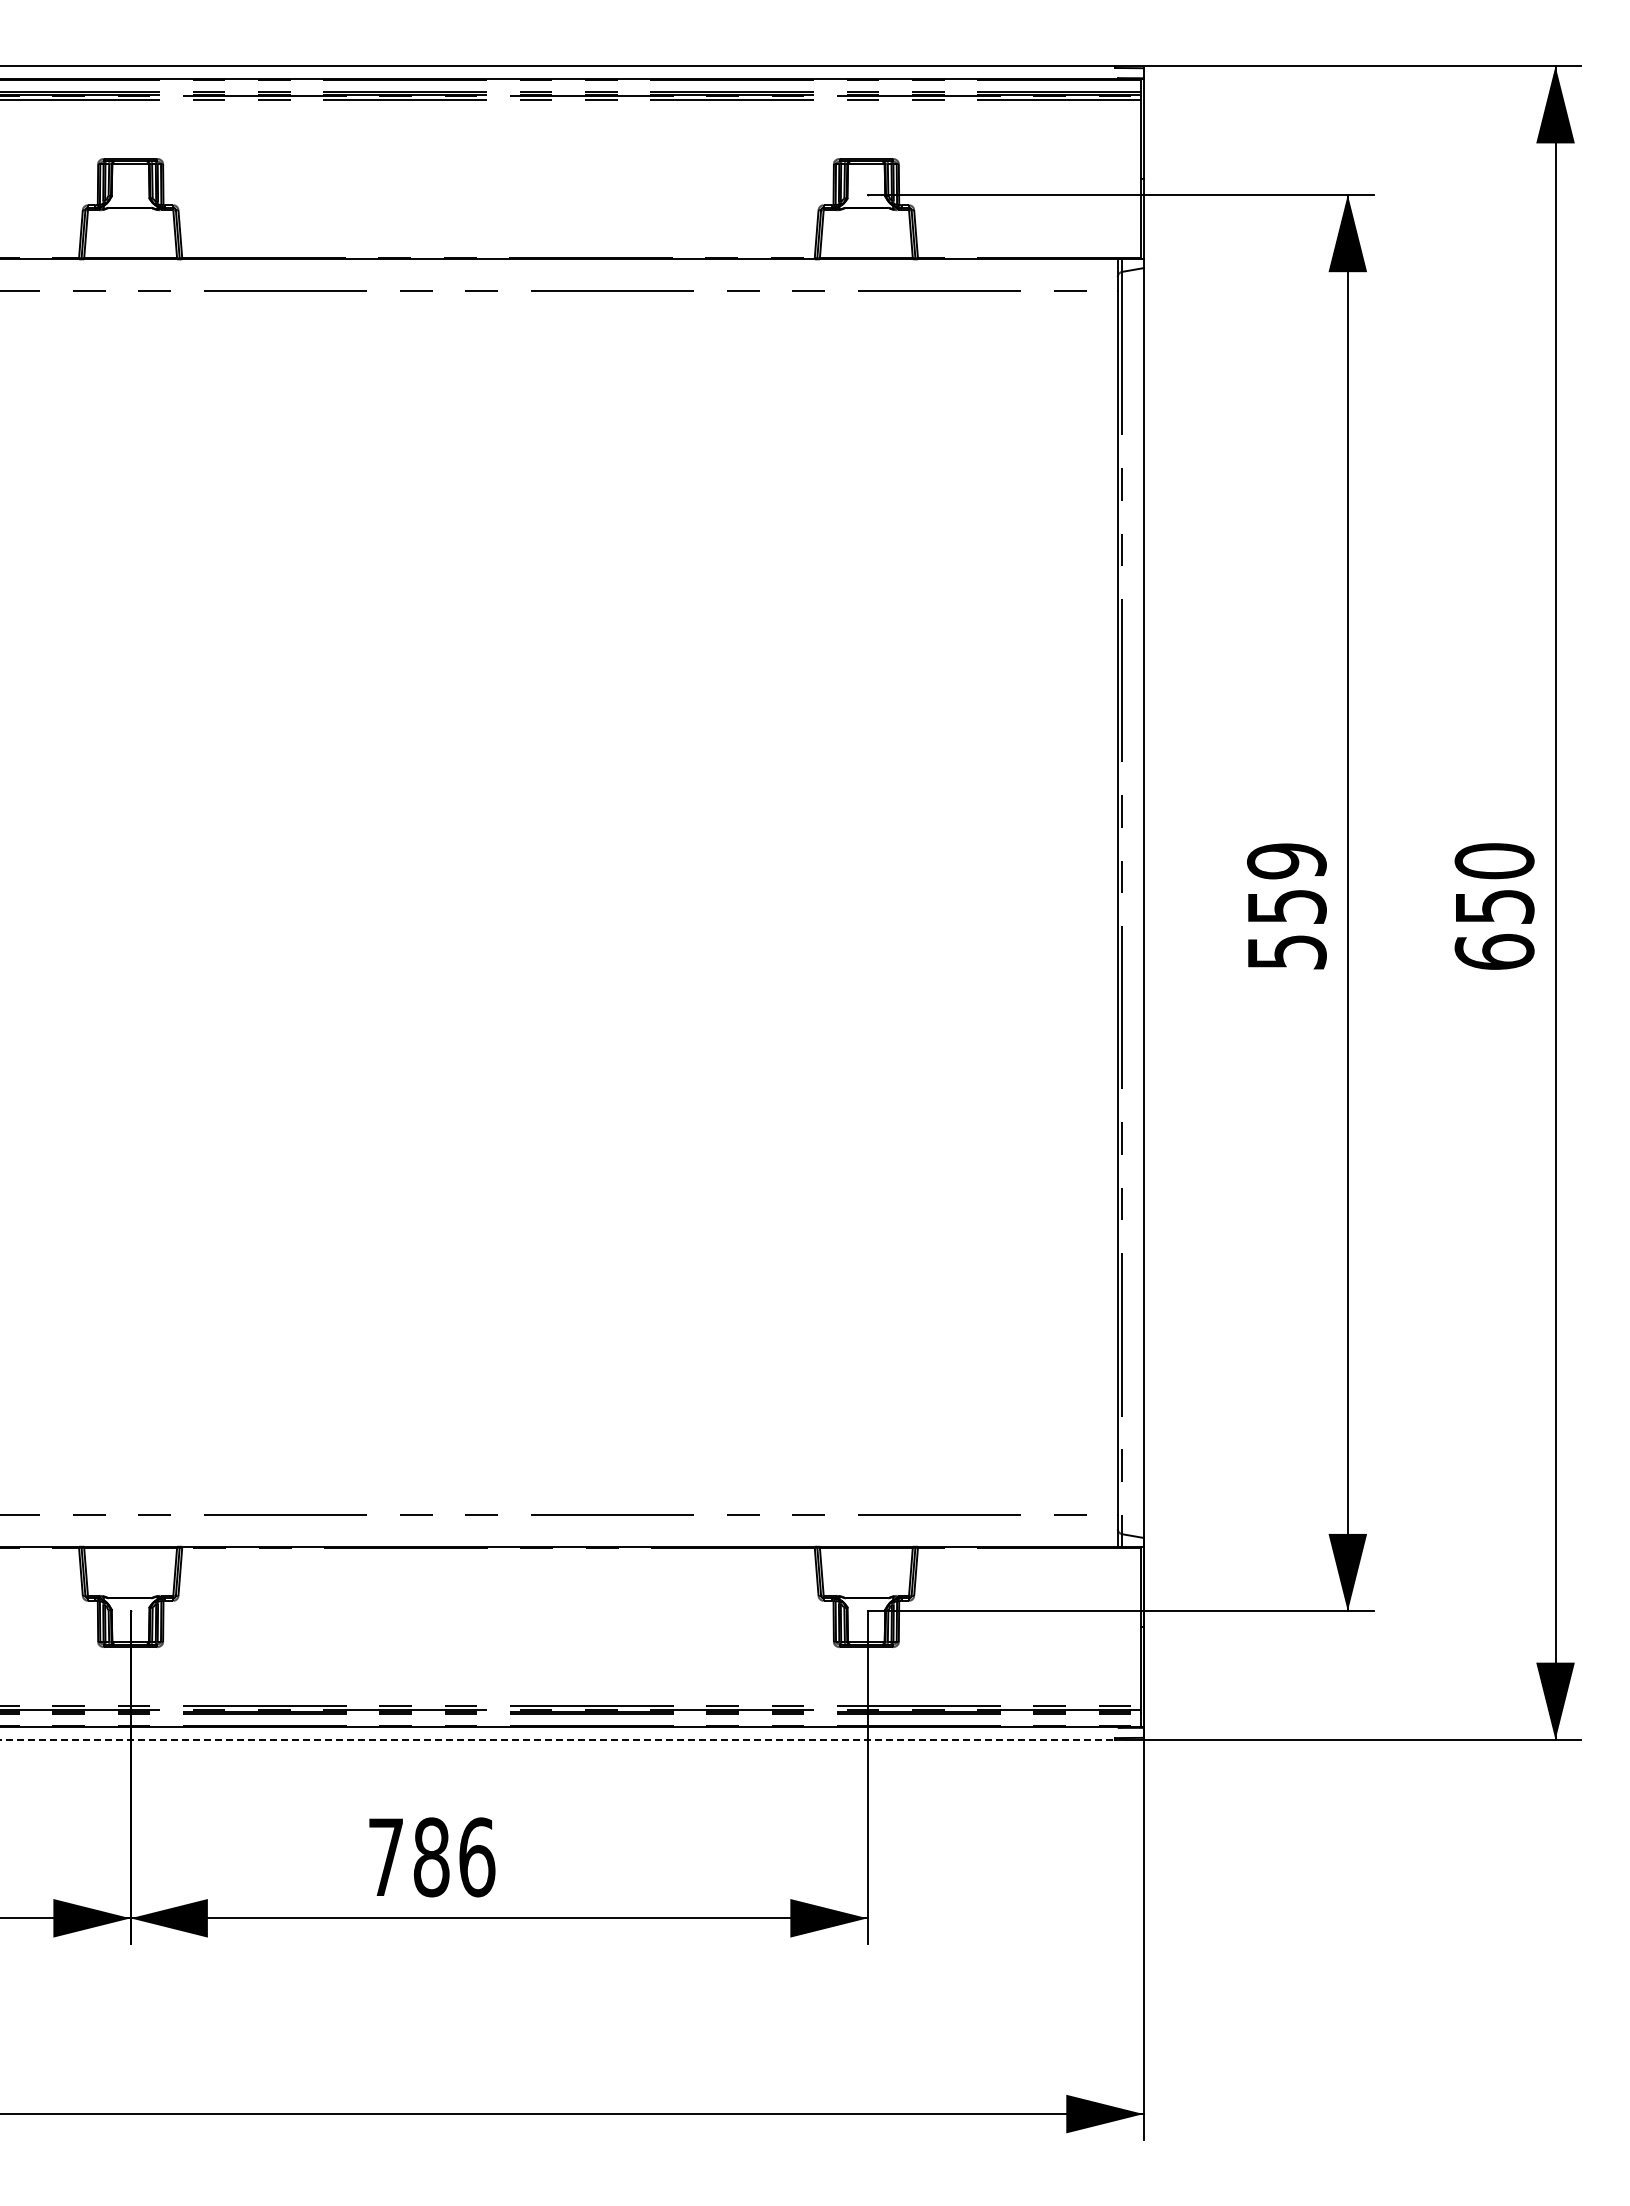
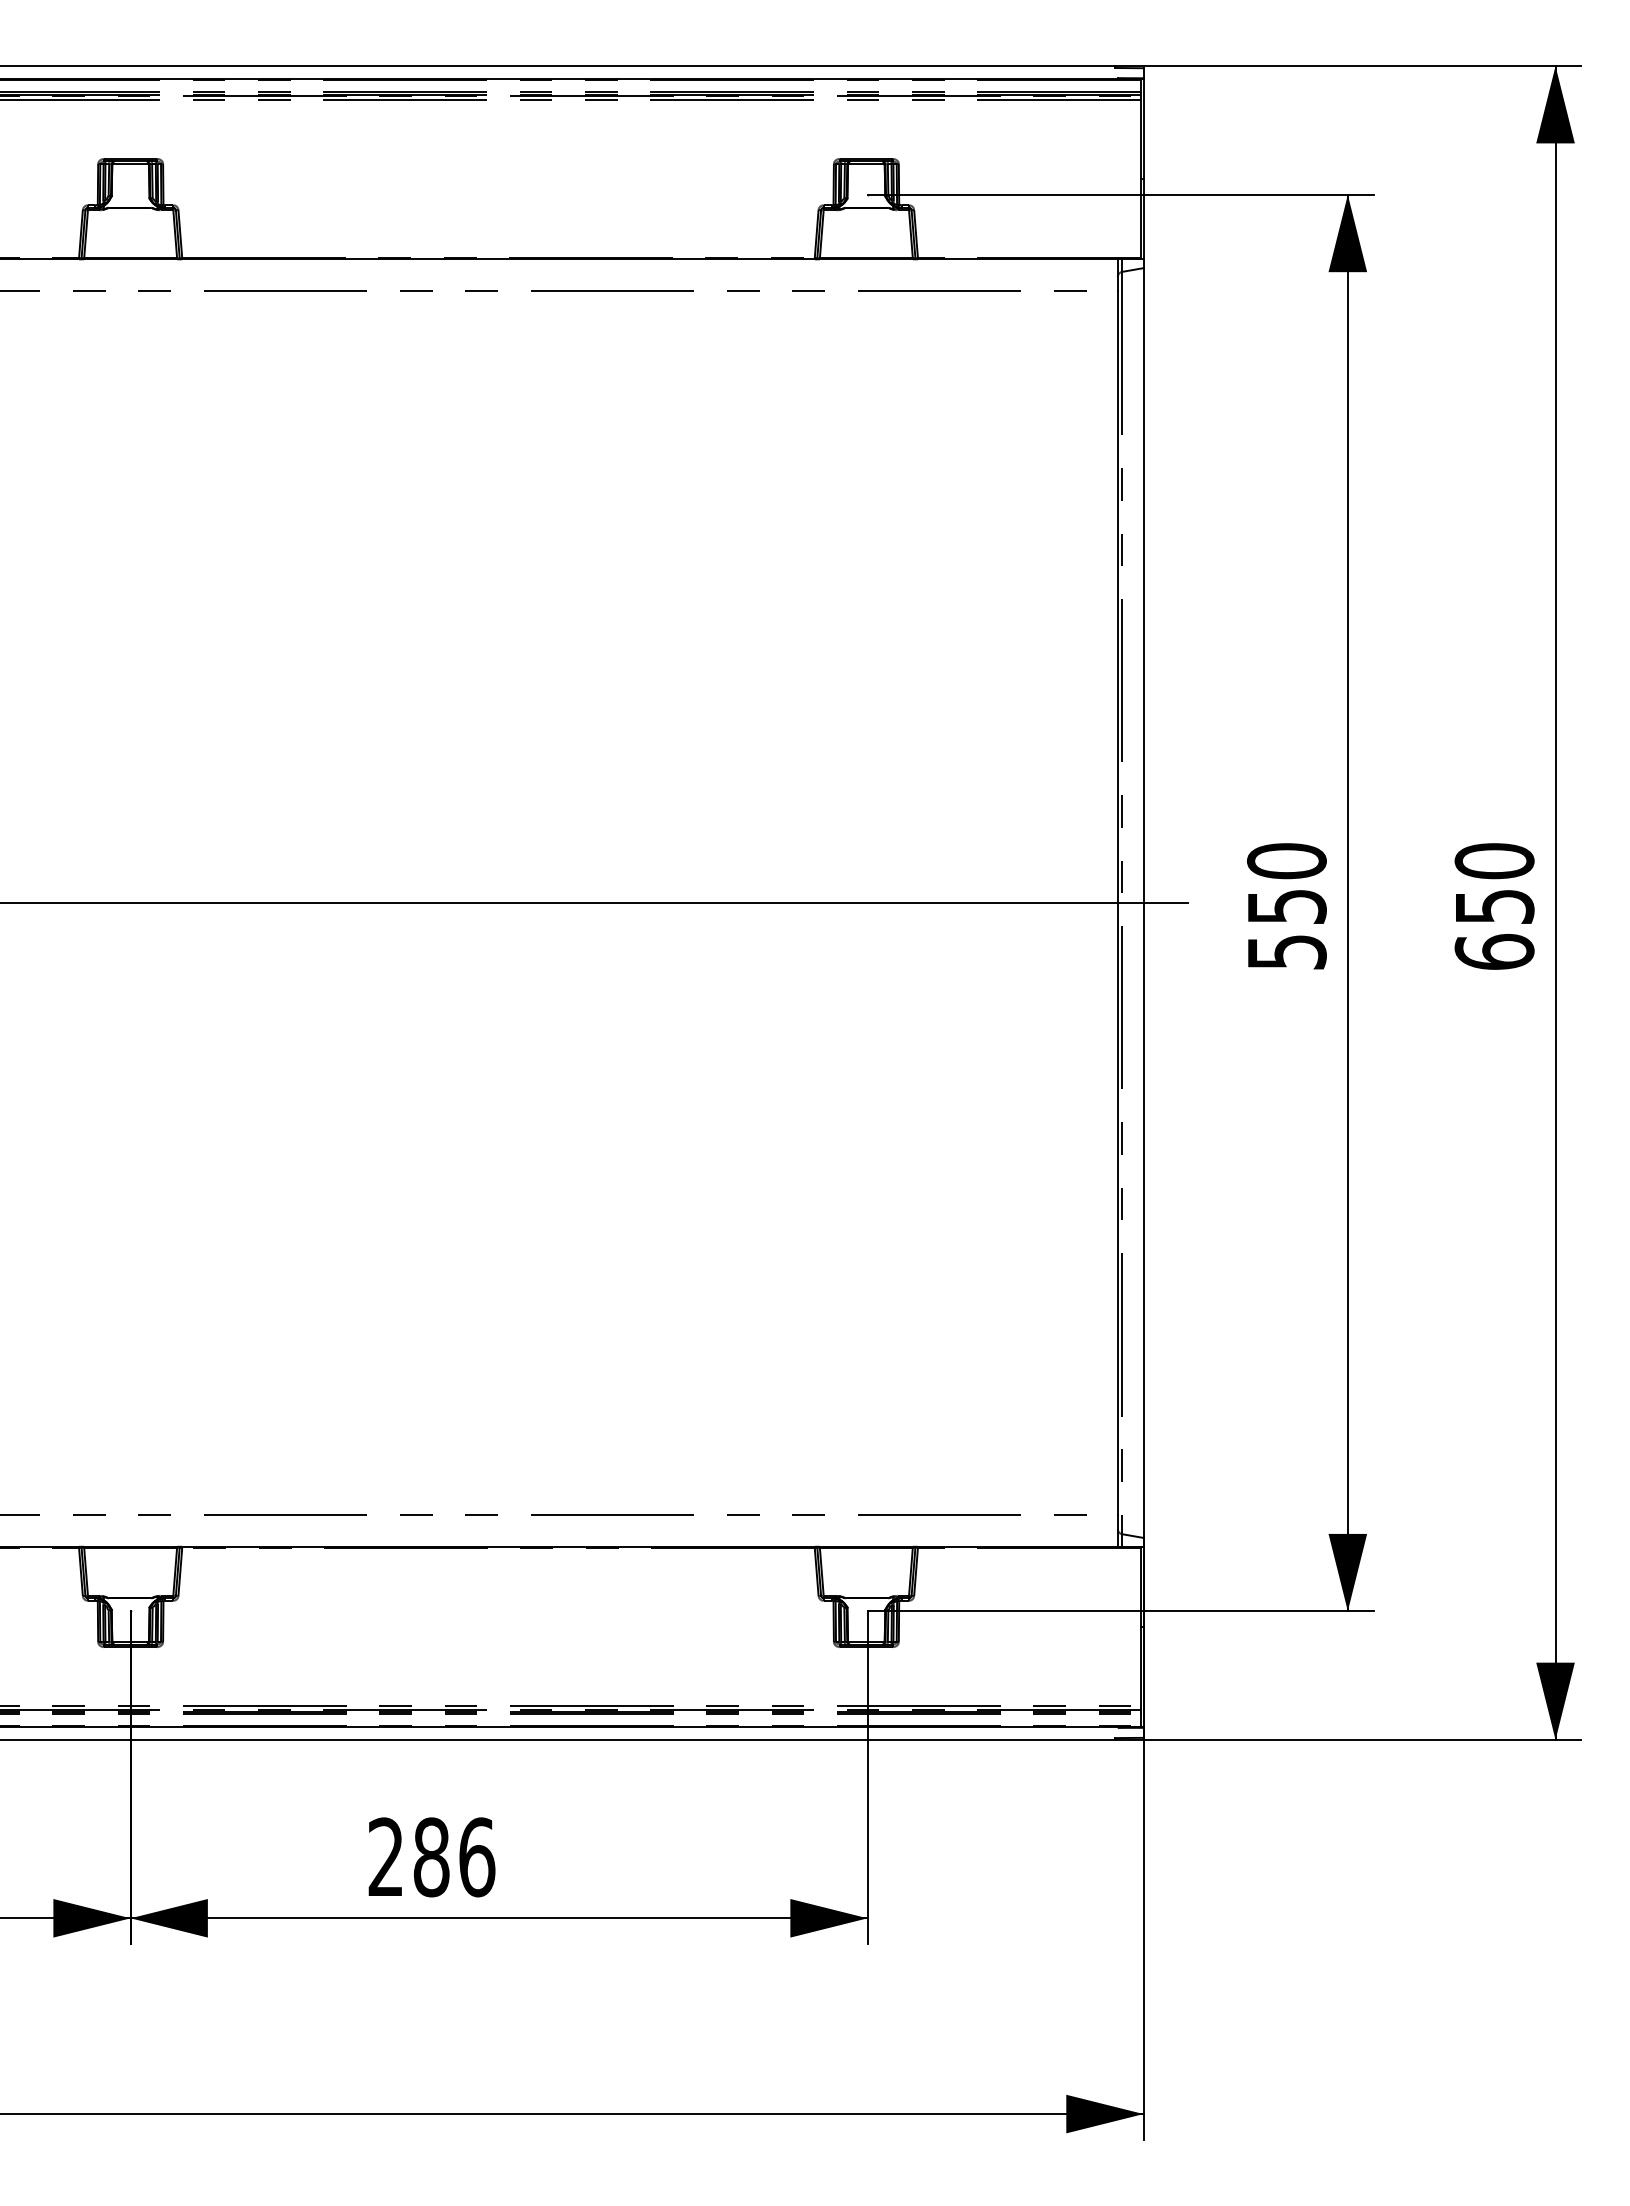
text: 559 -> 550 (1286, 861)
line: none -> present (594, 903)
line: dashed -> solid (558, 1739)
text: 786 -> 286 (385, 1856)
